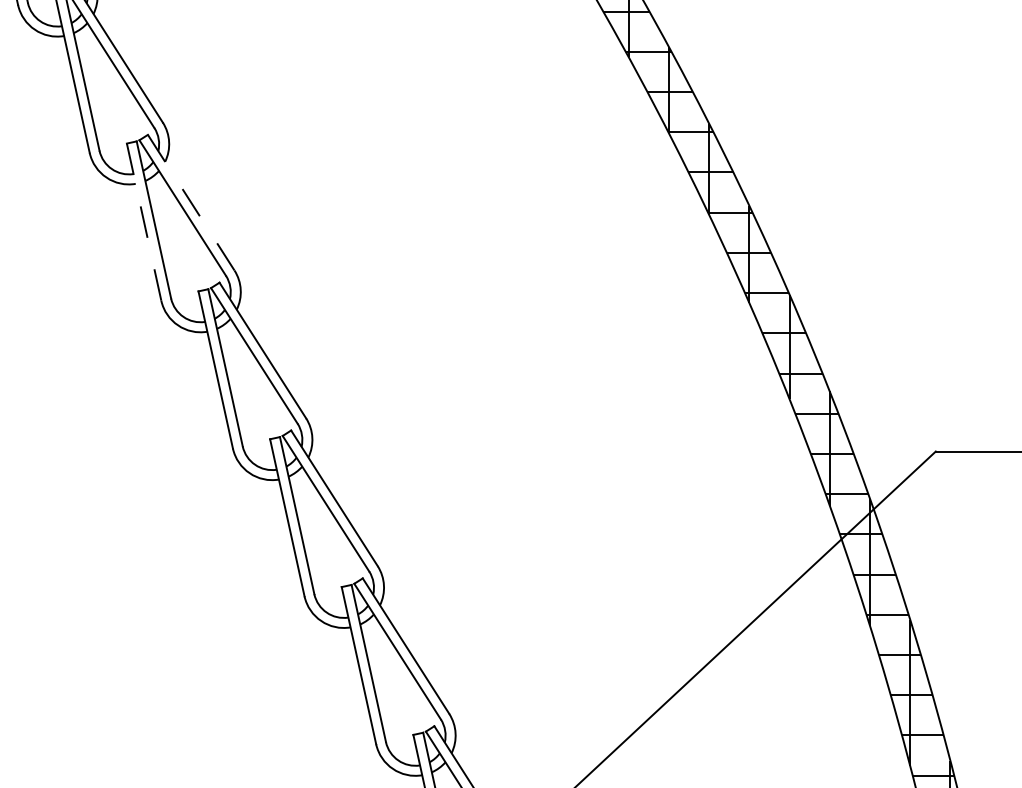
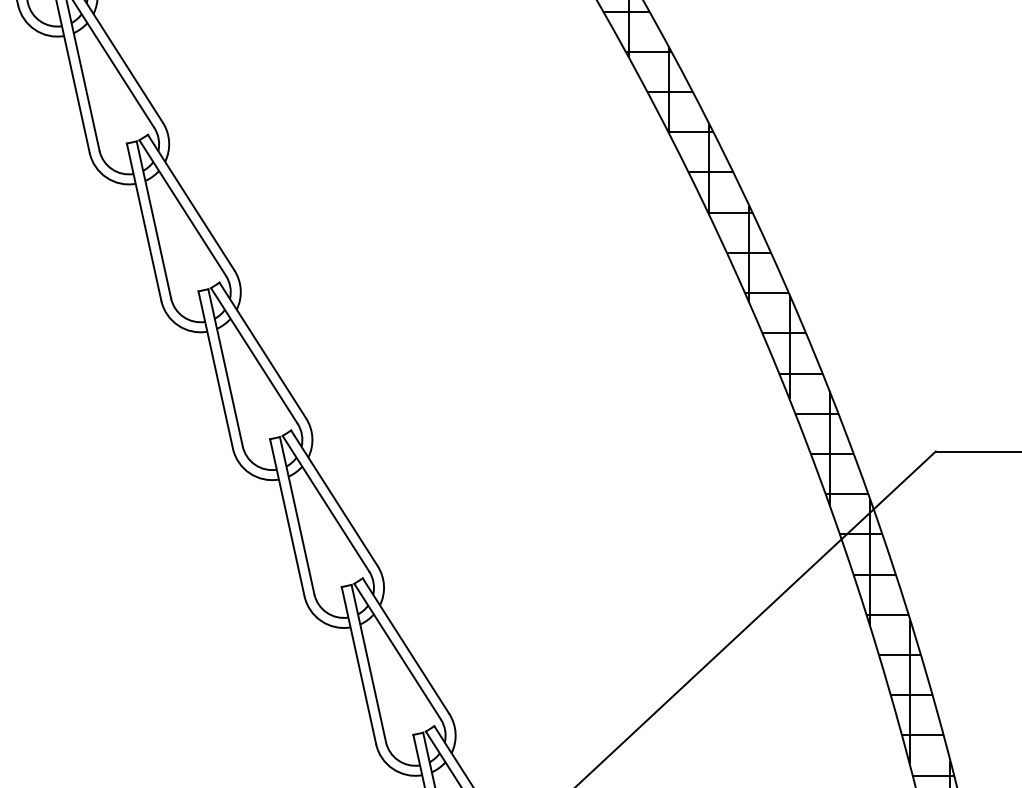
line: dashed -> solid (191, 203)
line: dashed -> solid (144, 222)
